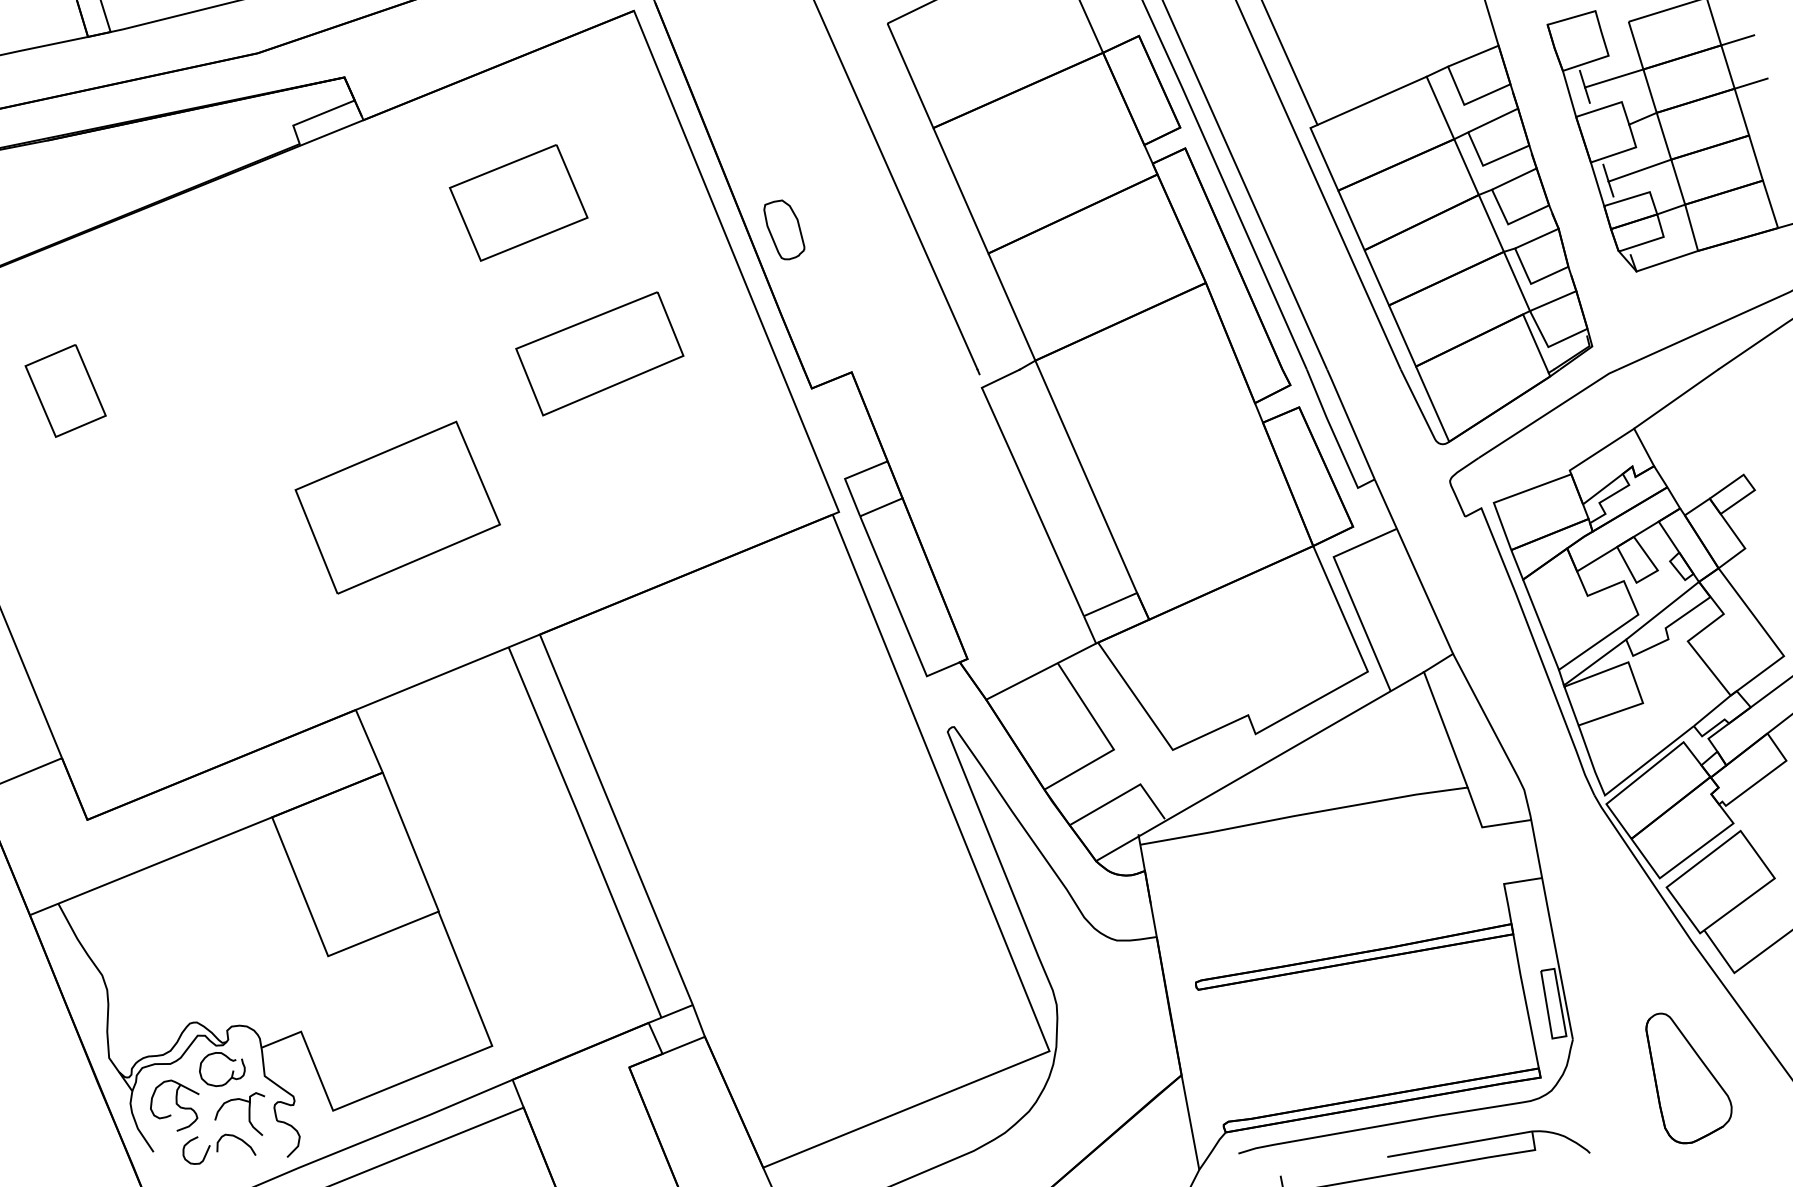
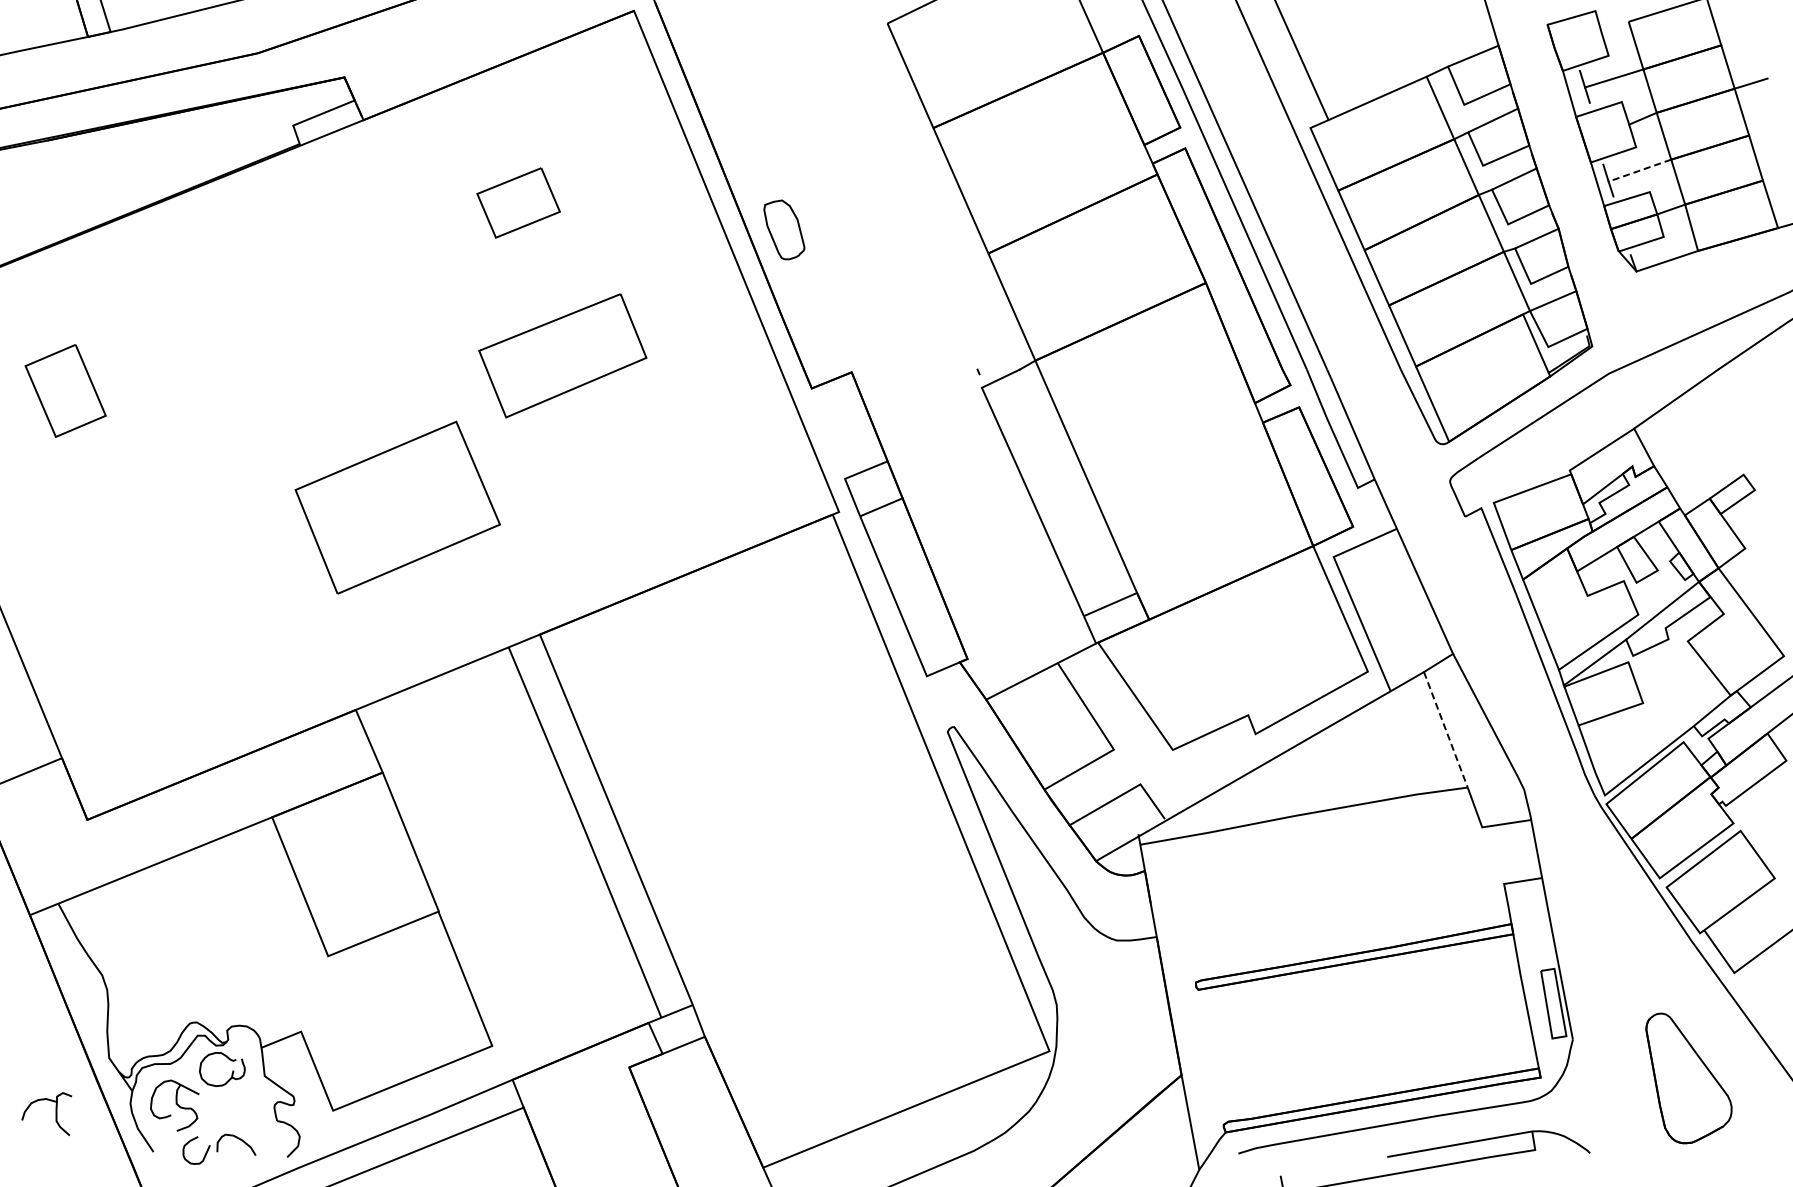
line: present -> none (1737, 40)
line position: (1289, 63) -> (1301, 60) (1301, 60)
line: solid -> dashed (1639, 170)
line: present -> none (895, 185)
part size: 141x118 px -> 85x72 px (518, 202)
part position: (599, 353) -> (562, 355) (562, 355)
line: solid -> dashed (1445, 729)
part position: (248, 1113) -> (55, 1113) (55, 1113)
